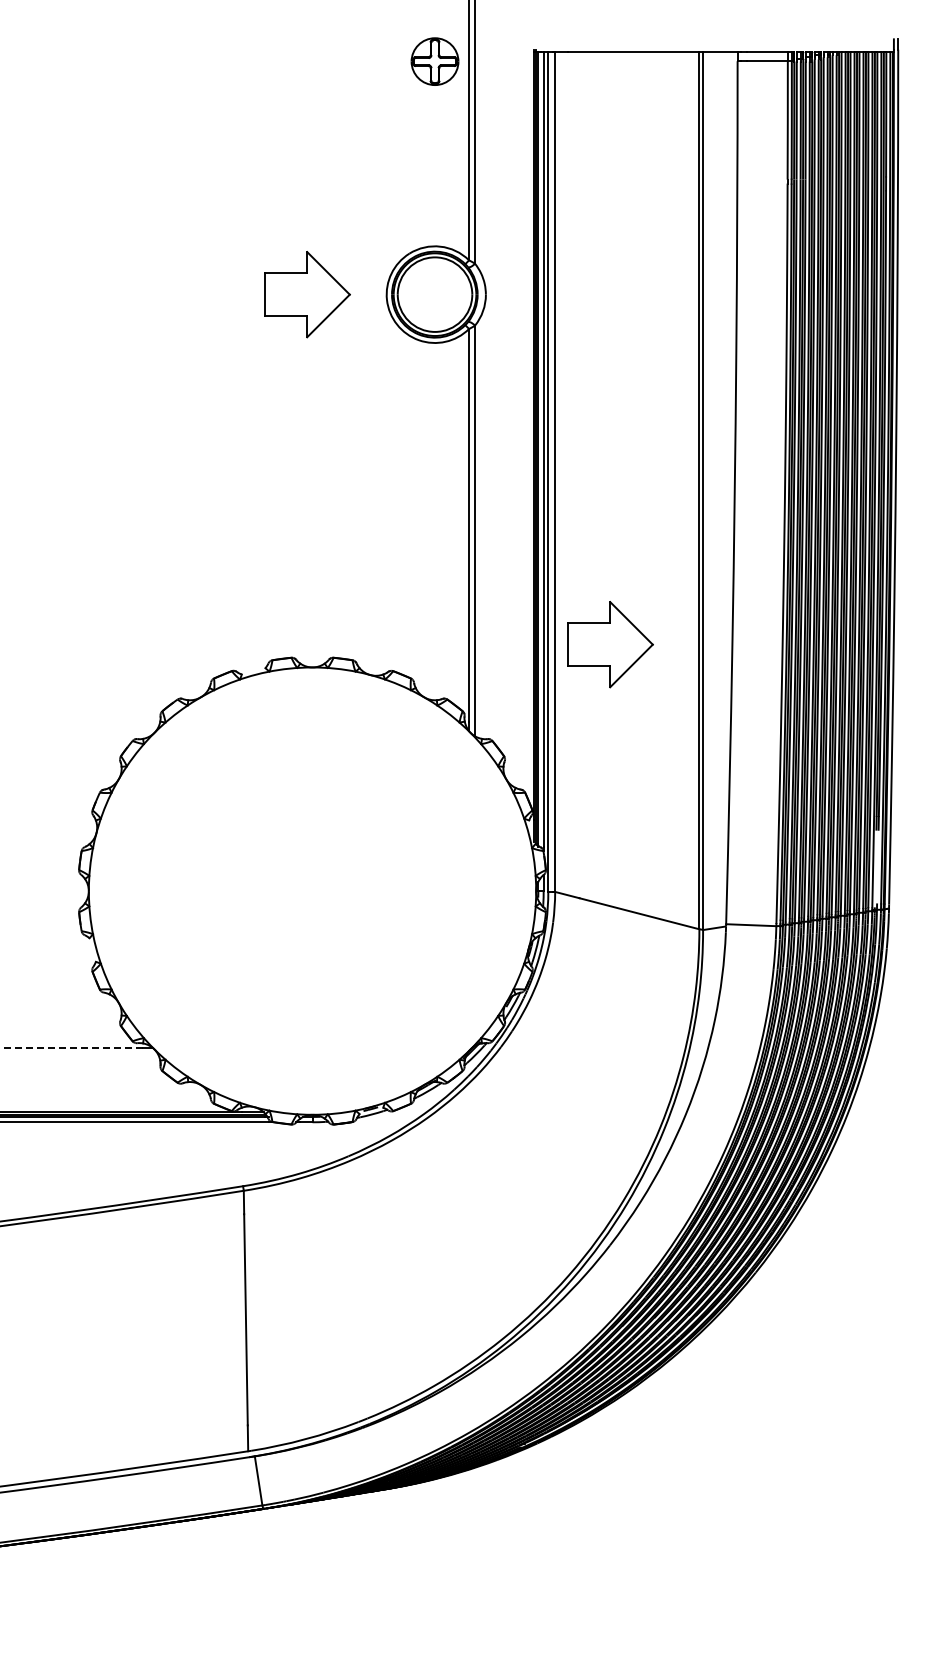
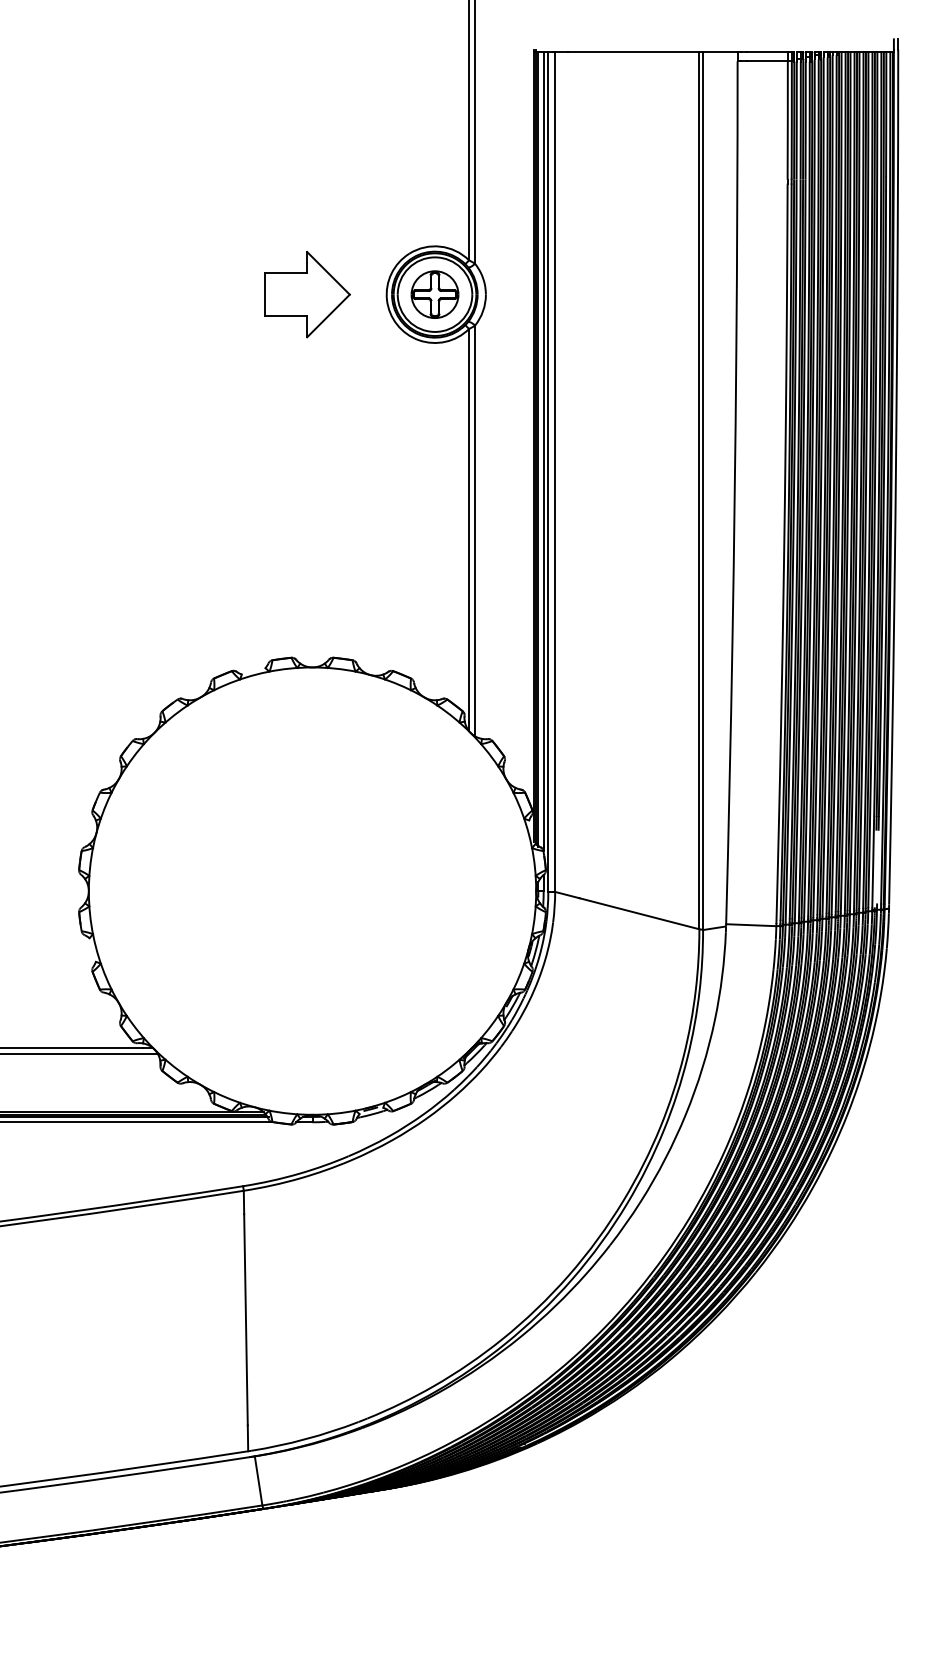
part position: (434, 61) -> (434, 294) (434, 294)
part: present -> none (610, 644)
line: dashed -> solid (71, 1047)
line: none -> present (79, 1053)
